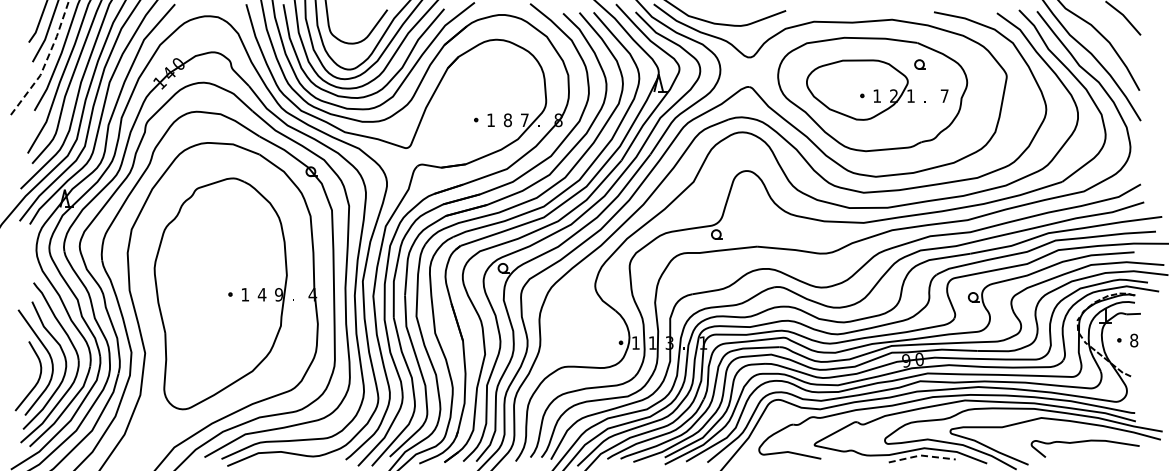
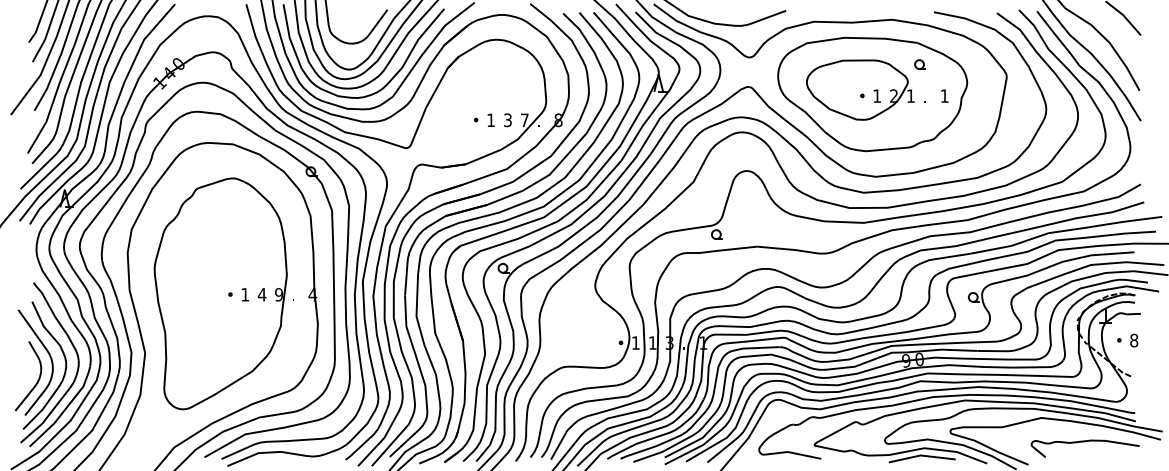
line: dashed -> solid (46, 60)
text: 7 -> 1 (944, 95)
text: 8 -> 3 (507, 120)
line: dashed -> solid (921, 455)
